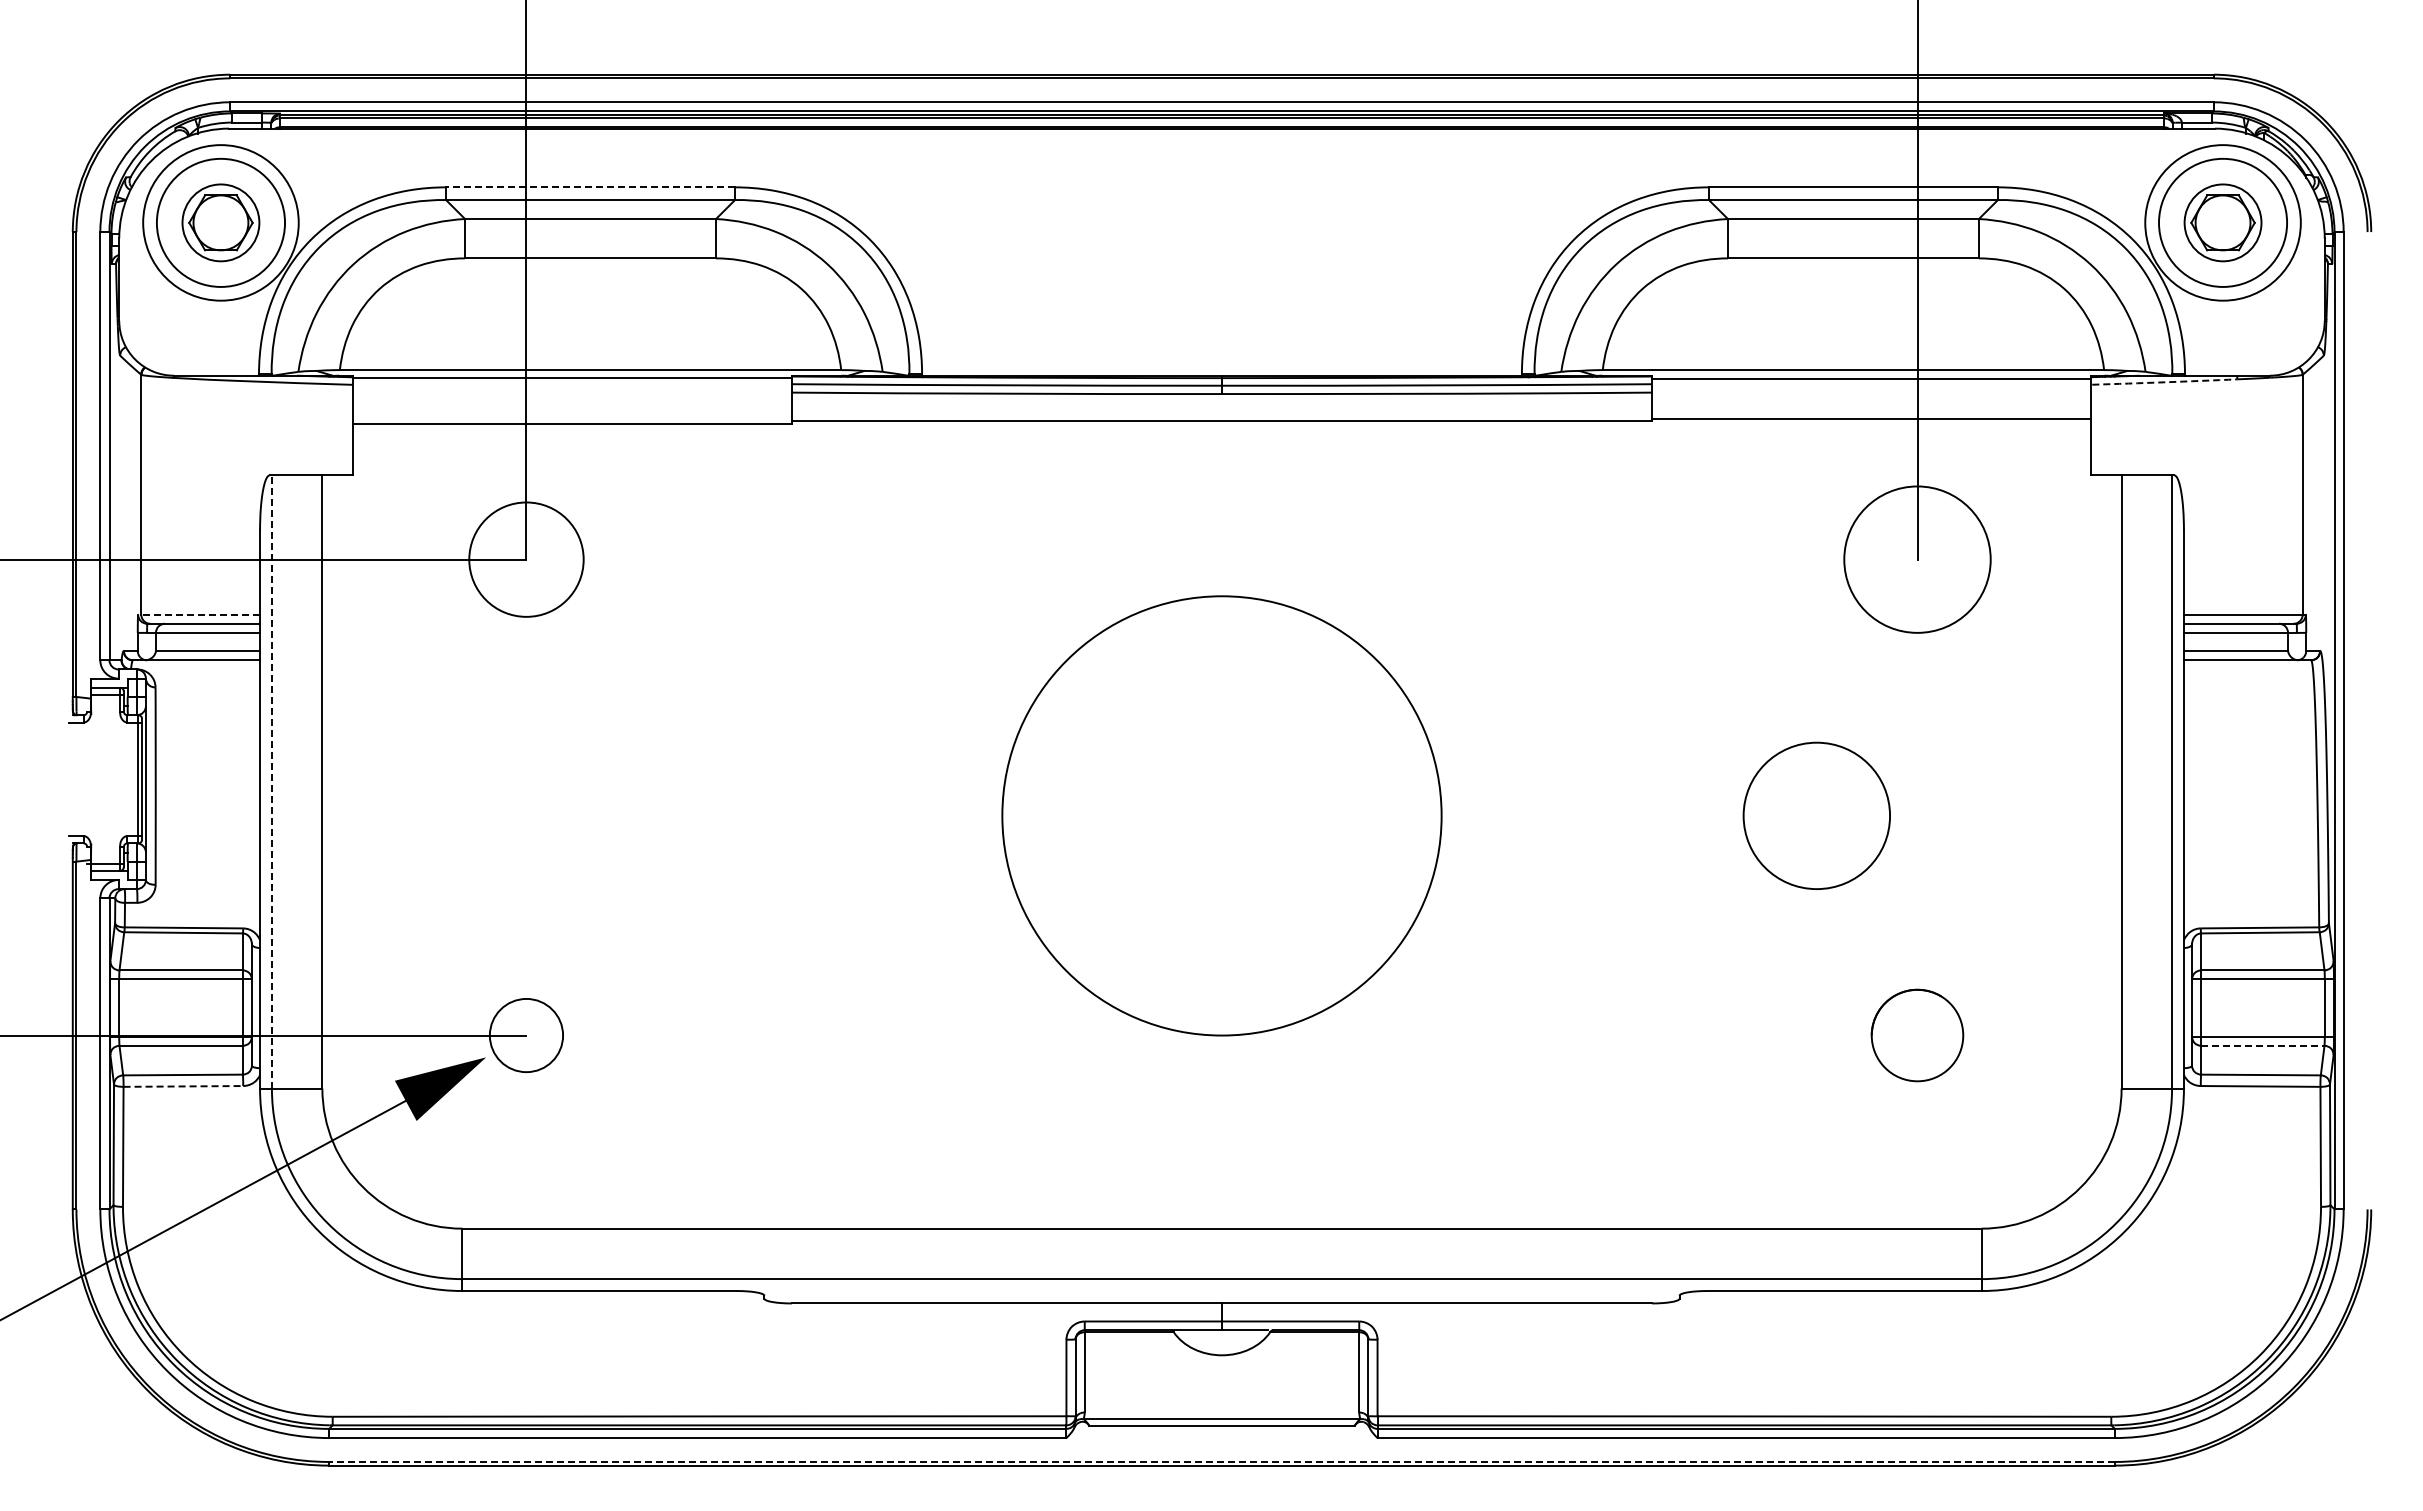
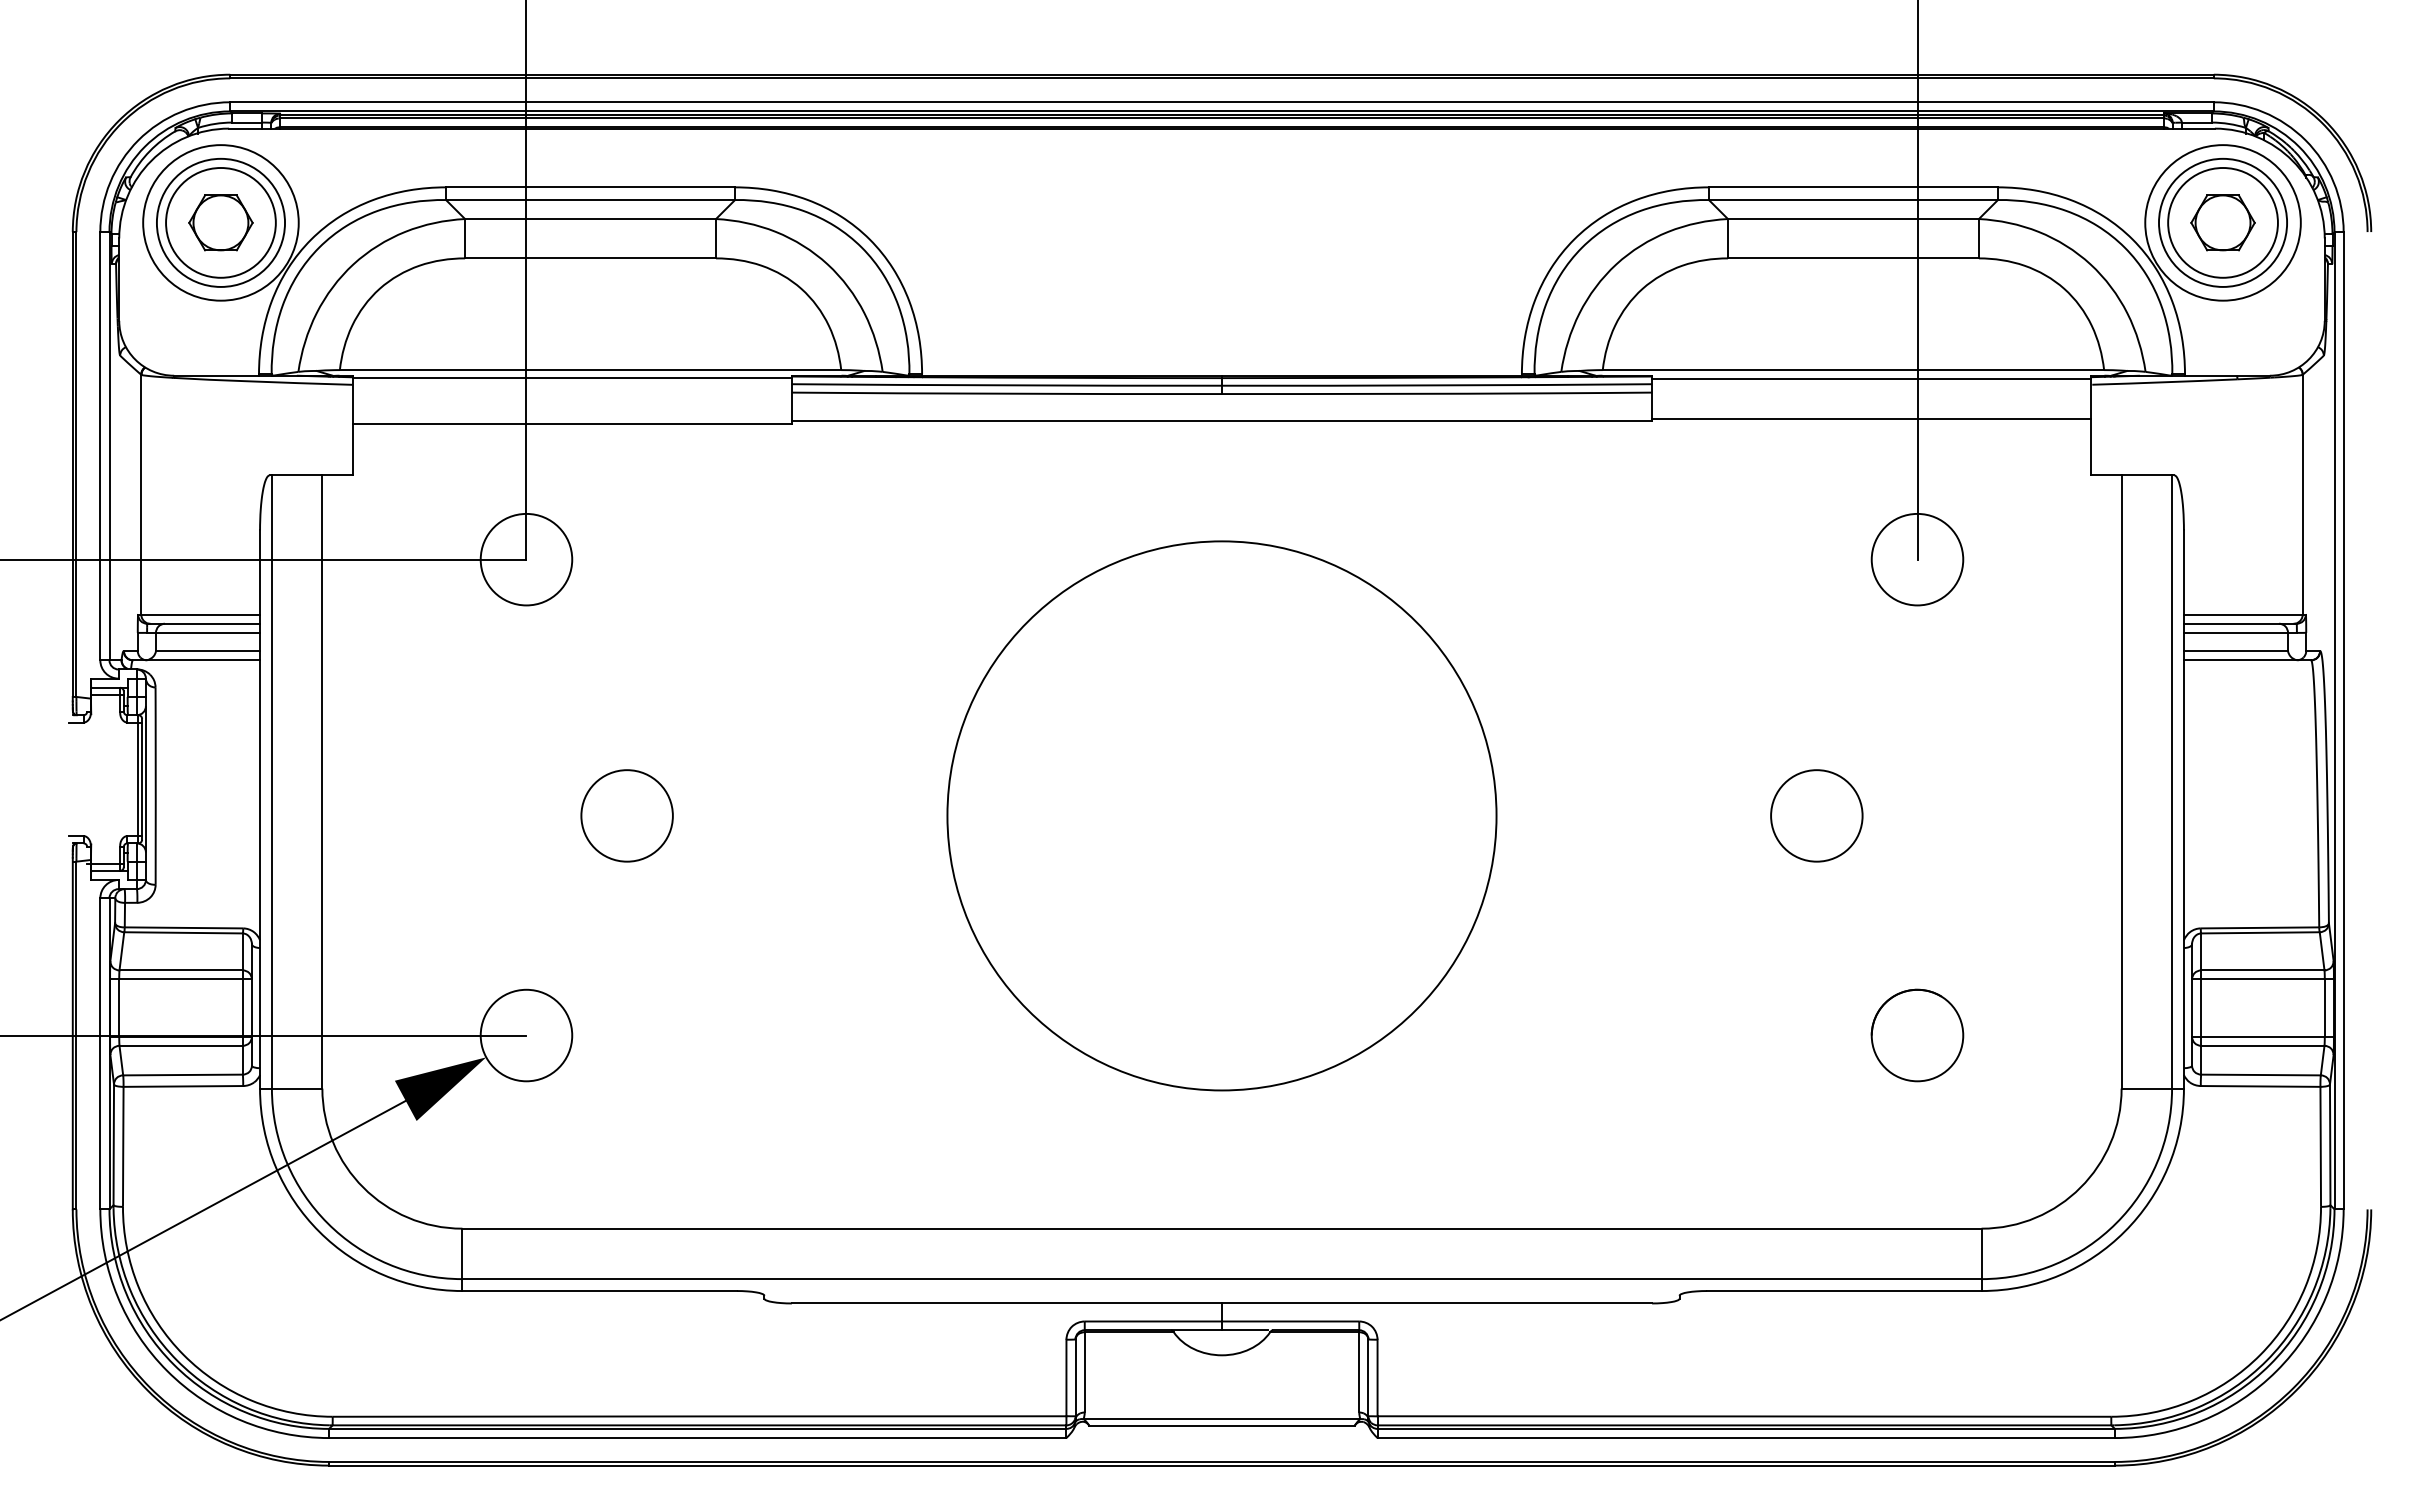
line: dashed -> solid (590, 187)
circle diameter: 77 px -> 110 px (220, 222)
circle diameter: 77 px -> 110 px (2222, 222)
arc: dashed -> solid (2164, 382)
circle diameter: 114 px -> 92 px (526, 559)
circle diameter: 146 px -> 92 px (1917, 559)
line: dashed -> solid (199, 614)
line: dashed -> solid (271, 782)
circle: none -> present (626, 815)
circle diameter: 439 px -> 549 px (1221, 815)
circle diameter: 146 px -> 92 px (1816, 815)
circle diameter: 73 px -> 92 px (526, 1035)
line: dashed -> solid (2262, 1045)
line: dashed -> solid (183, 1086)
line: dashed -> solid (1221, 1461)
